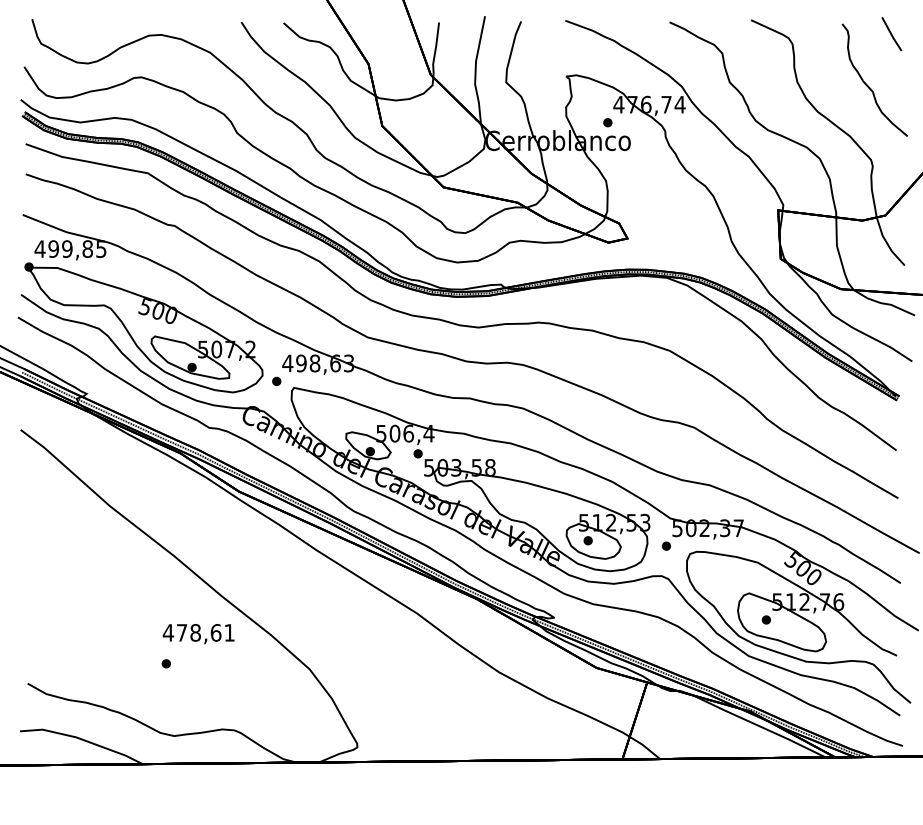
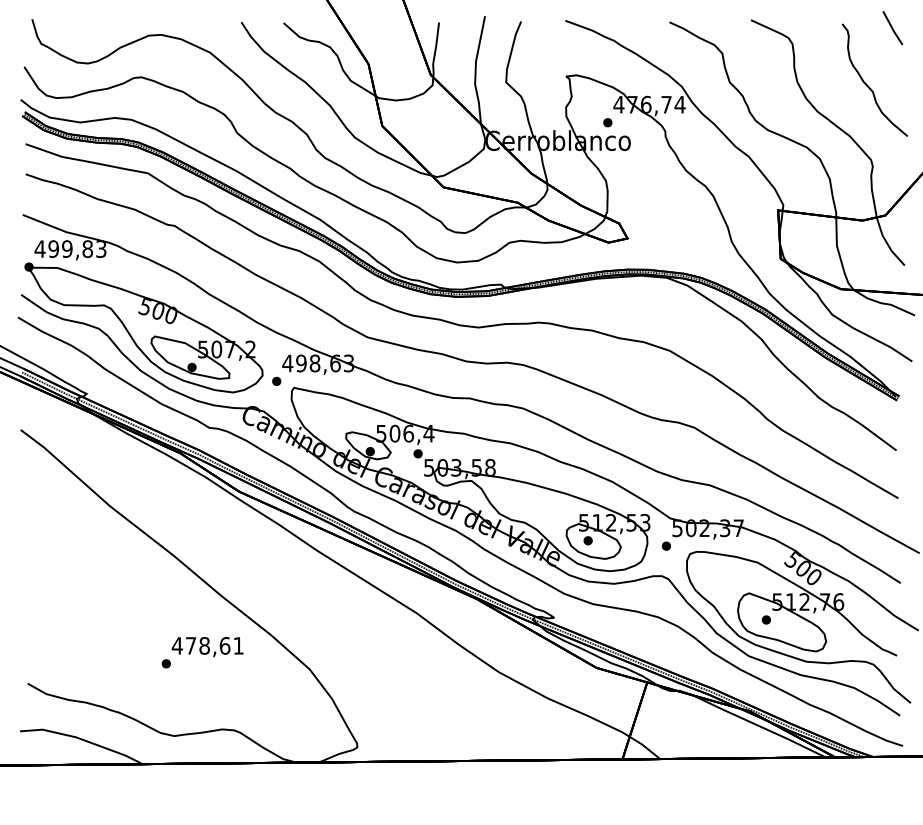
line position: (891, 34) -> (892, 28) (892, 28)
text: 499,85 -> 499,83 (101, 248)
text position: (198, 634) -> (207, 647) (207, 647)
